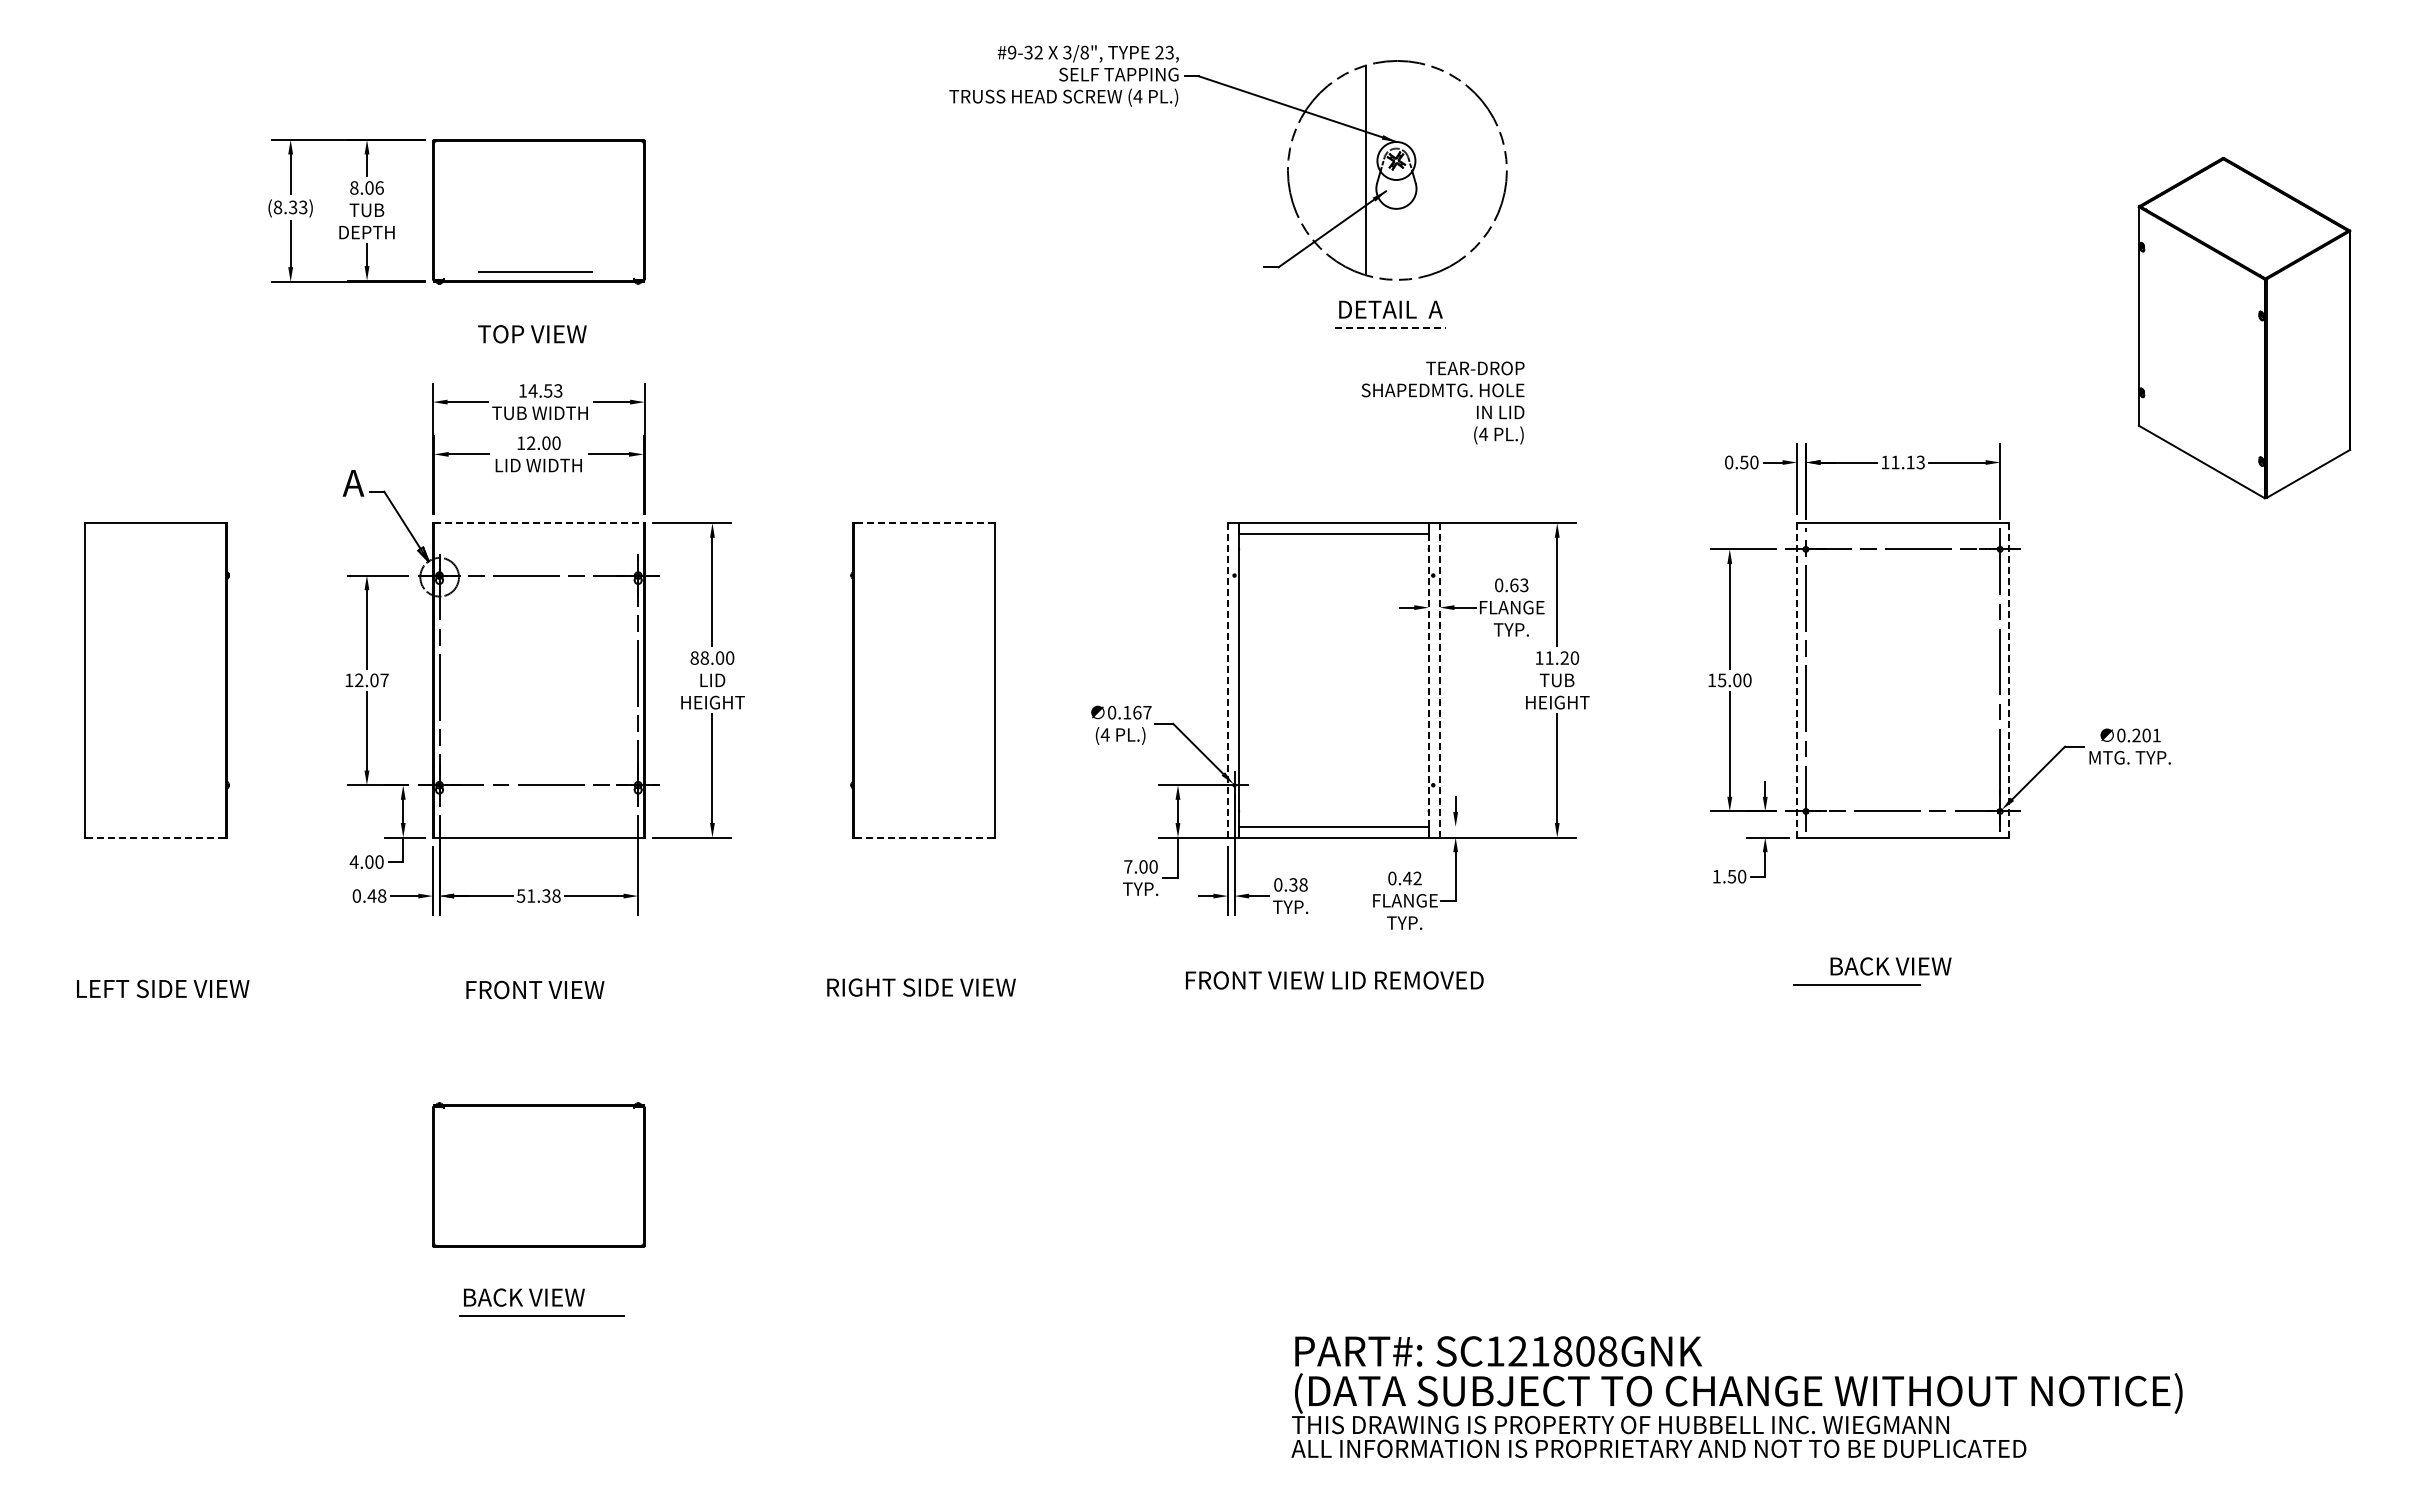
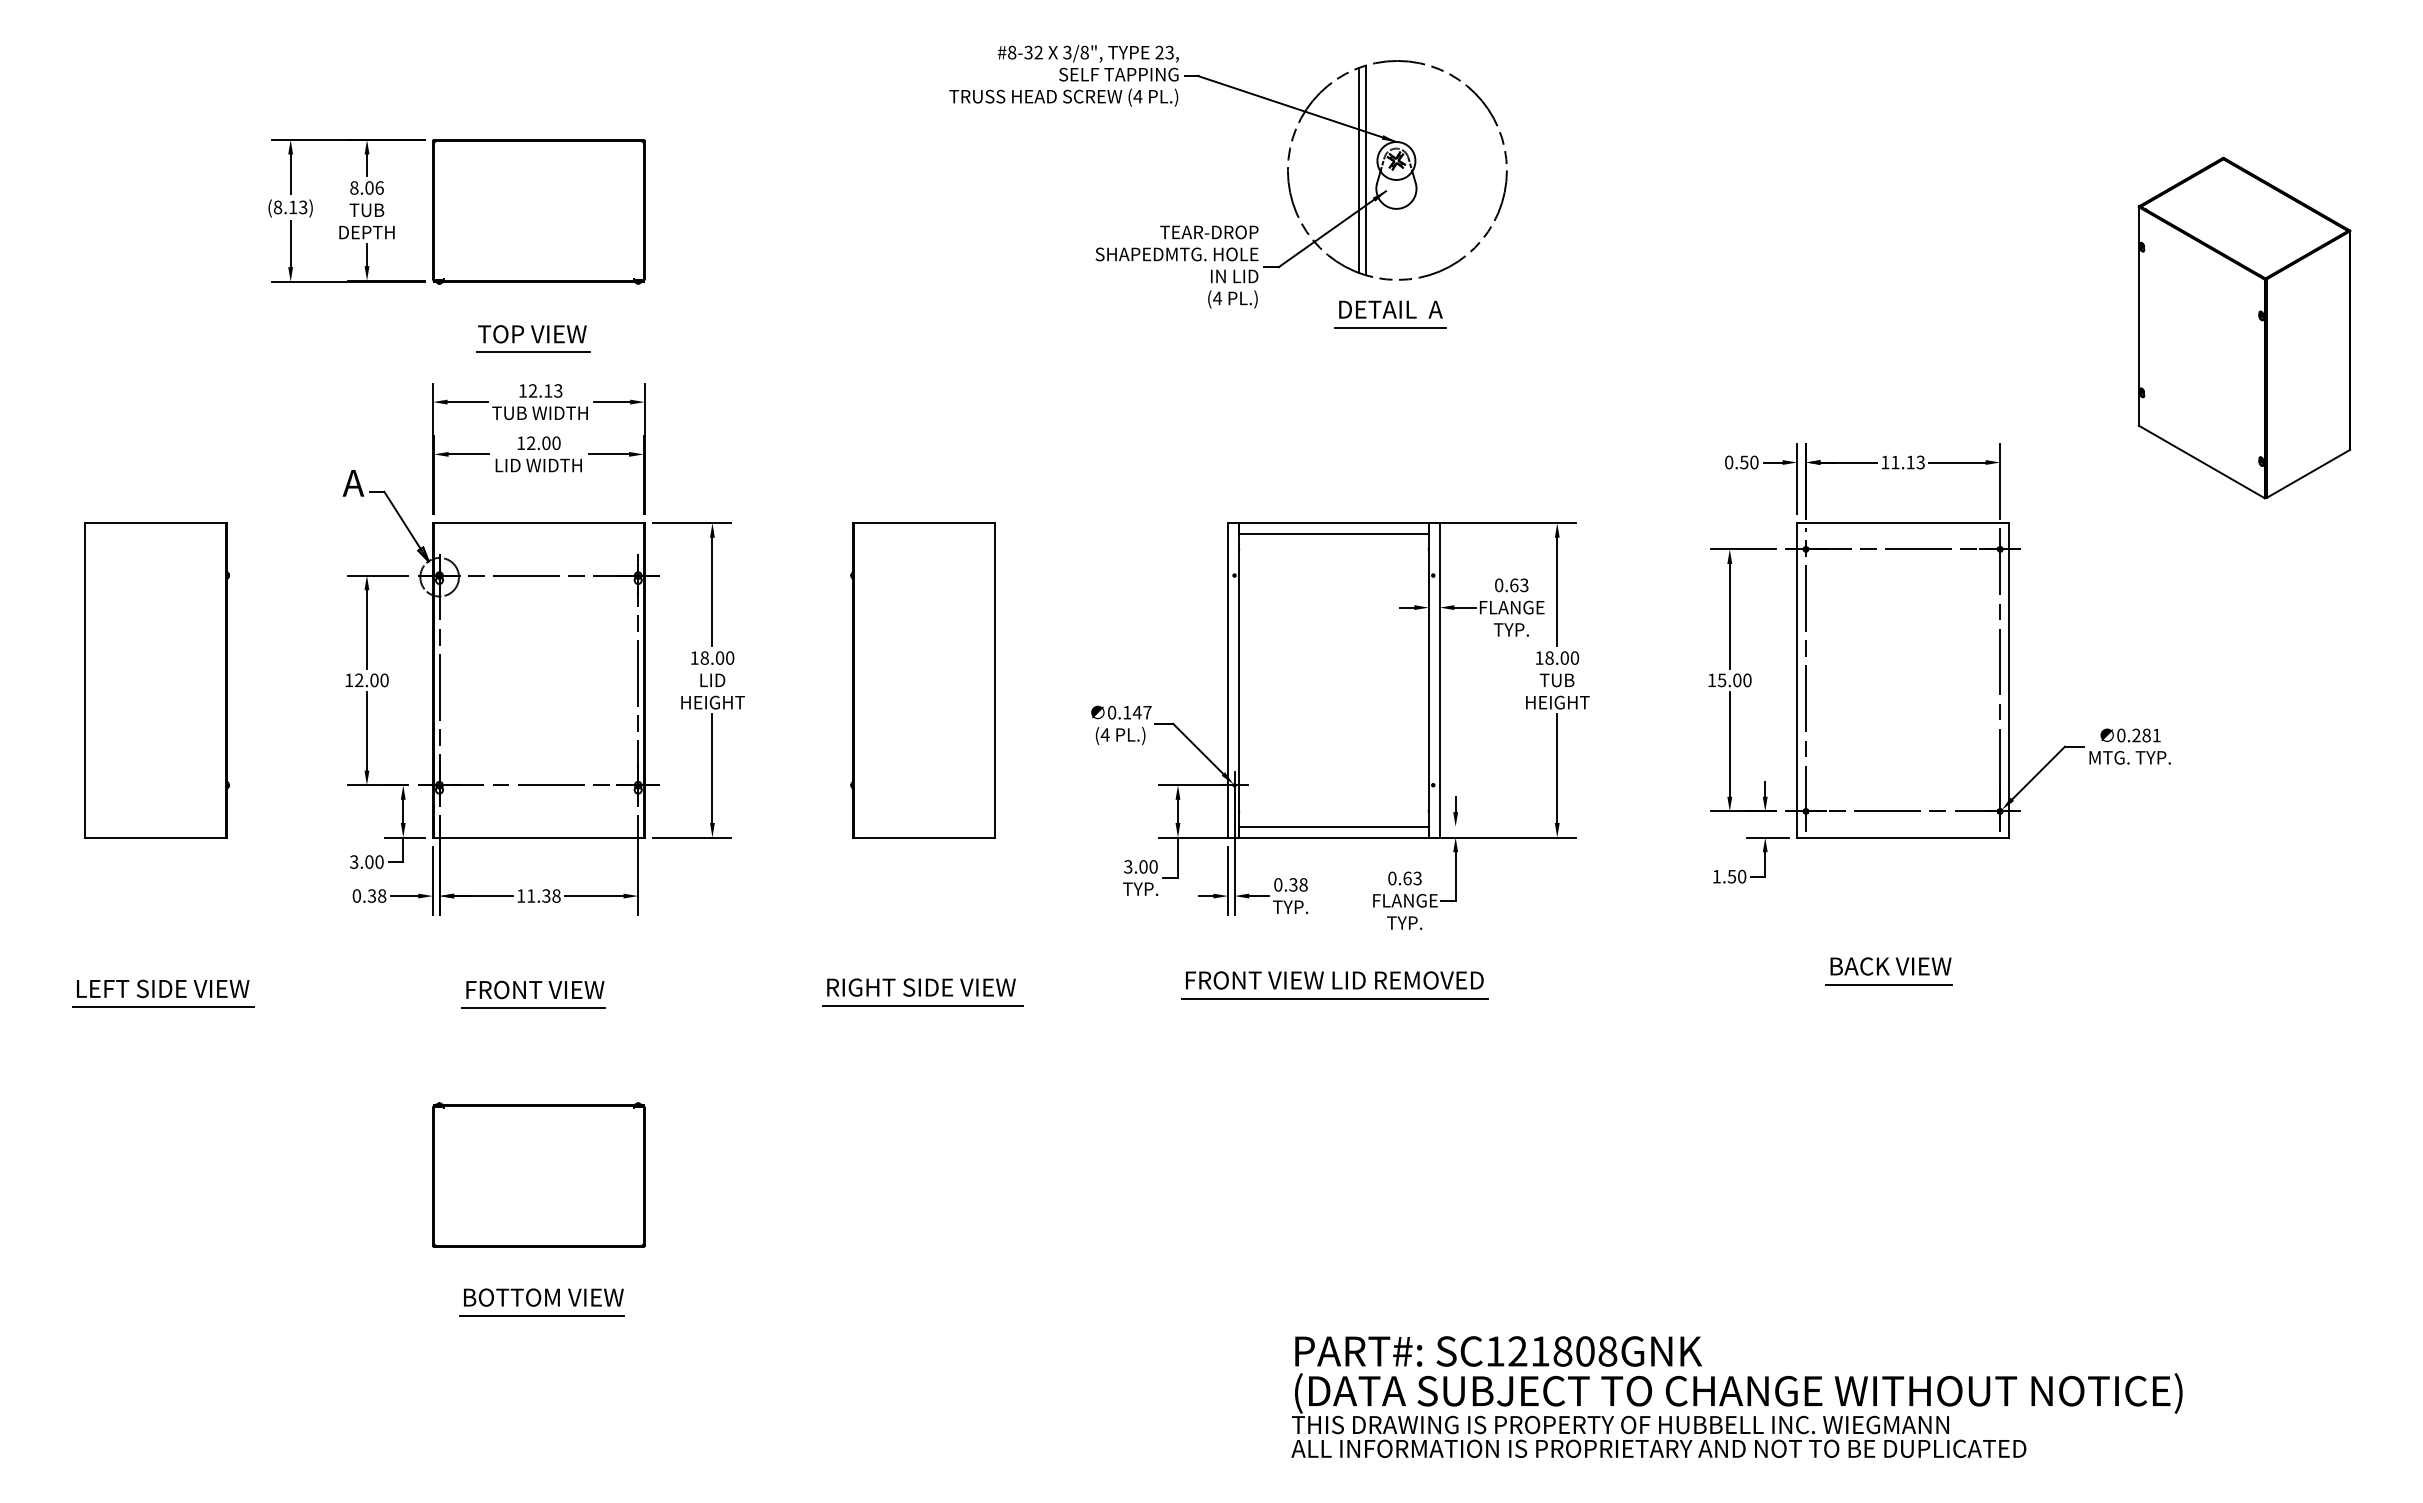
text: #9-32 -> #8-32 (1012, 52)
line: none -> present (1359, 170)
text: (8.33) -> (8.13) (292, 207)
line position: (535, 271) -> (533, 351) (533, 351)
line: dashed -> solid (1390, 328)
text: 14.53 -> 12.13 (540, 390)
text position: (1442, 402) -> (1176, 266) (1176, 266)
line: dashed -> solid (538, 523)
line: dashed -> solid (925, 523)
text: 88.00 -> 18.00 (694, 657)
text: 11.20 -> 18.00 (1556, 657)
line: dashed -> solid (1228, 679)
line: dashed -> solid (1428, 679)
line: dashed -> solid (1797, 679)
text: 12.07 -> 12.00 (384, 680)
line: dashed -> solid (1439, 680)
line: dashed -> solid (2009, 680)
text: 0.167 -> 0.147 (1136, 712)
text: 0.201 -> 0.281 (2146, 735)
line: dashed -> solid (155, 837)
line: dashed -> solid (924, 837)
text: 4.00 -> 3.00 (353, 861)
text: 7.00 -> 3.00 (1128, 866)
text: 0.42 -> 0.63 (1412, 878)
text: 0.48 -> 0.38 (371, 895)
text: 51.38 -> 11.38 (520, 895)
line position: (1856, 984) -> (1888, 984) (1888, 984)
line: none -> present (1334, 998)
line: none -> present (922, 1005)
line: none -> present (162, 1007)
line: none -> present (533, 1008)
text: BACK VIEW -> BOTTOM VIEW (550, 1297)
